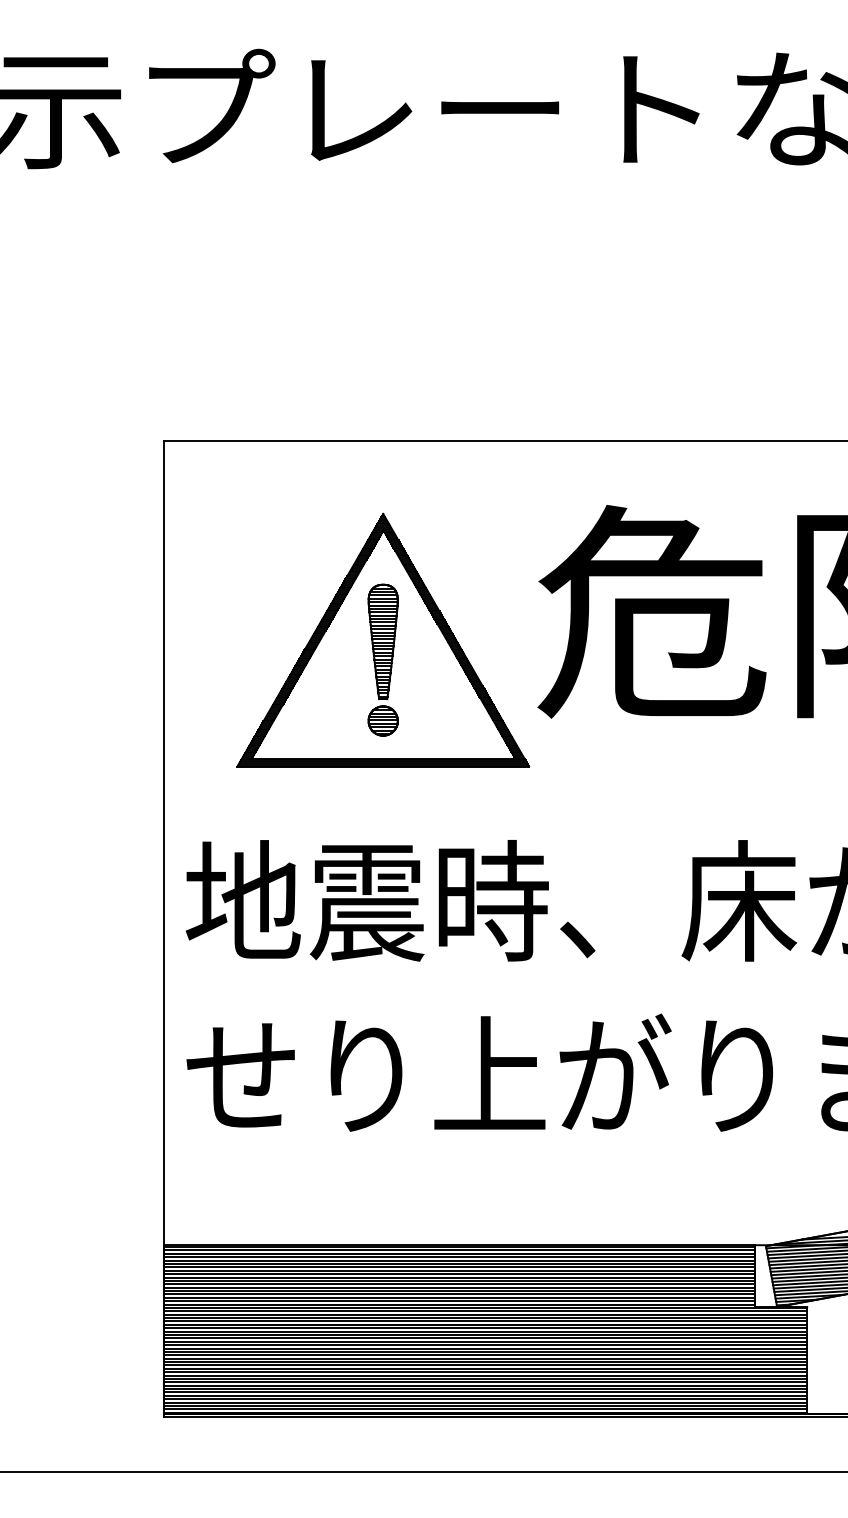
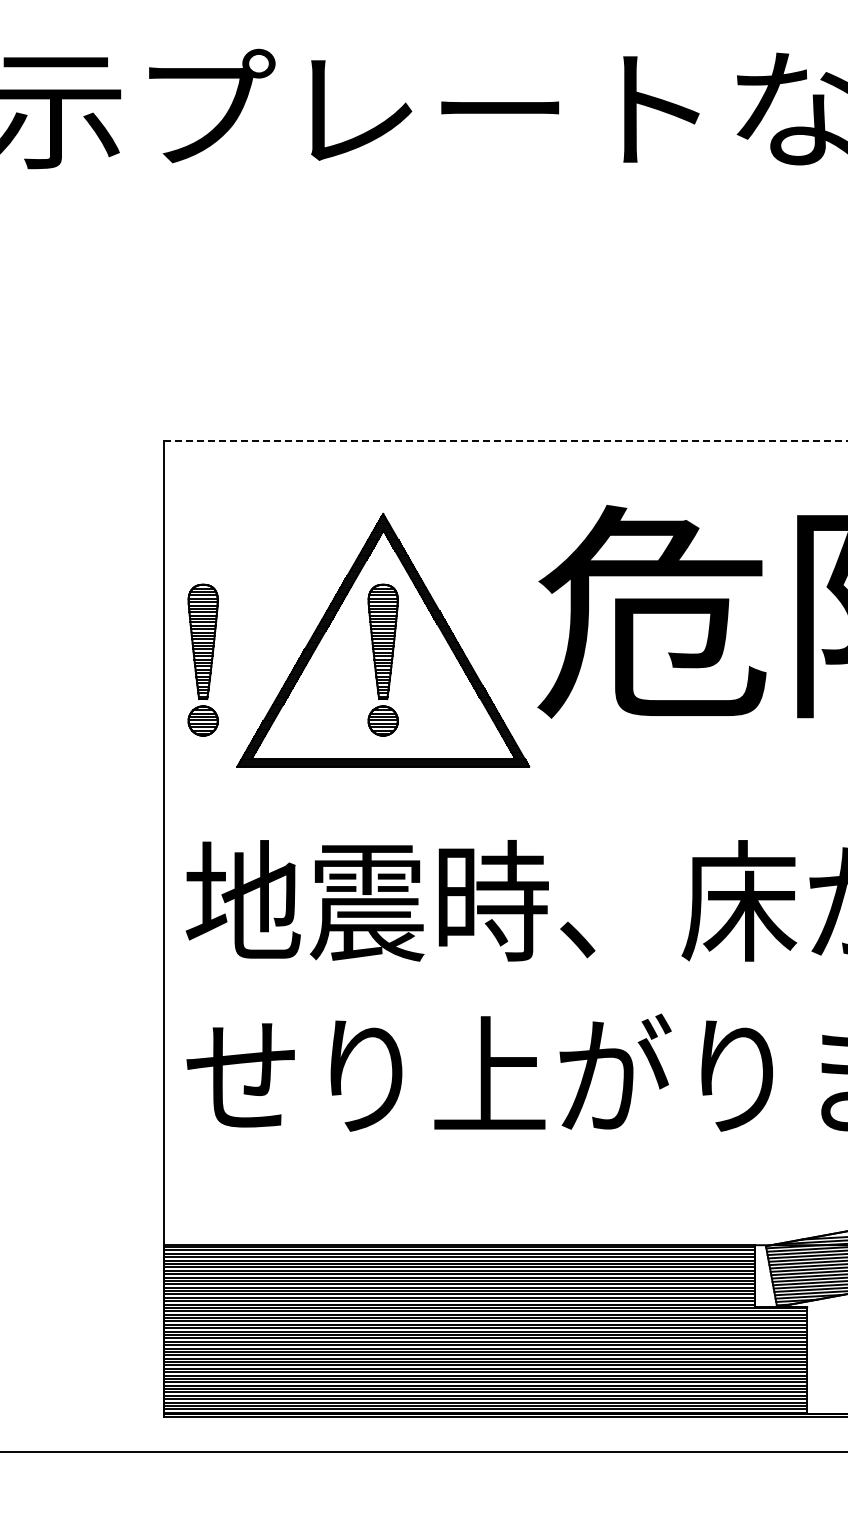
line: solid -> dashed (505, 440)
part: none -> present (202, 659)
line position: (423, 1472) -> (423, 1452) (423, 1452)
